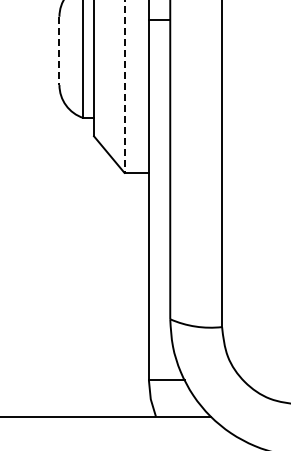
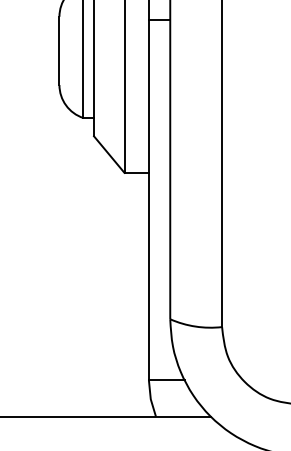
line: dashed -> solid (59, 51)
line: dashed -> solid (124, 86)
